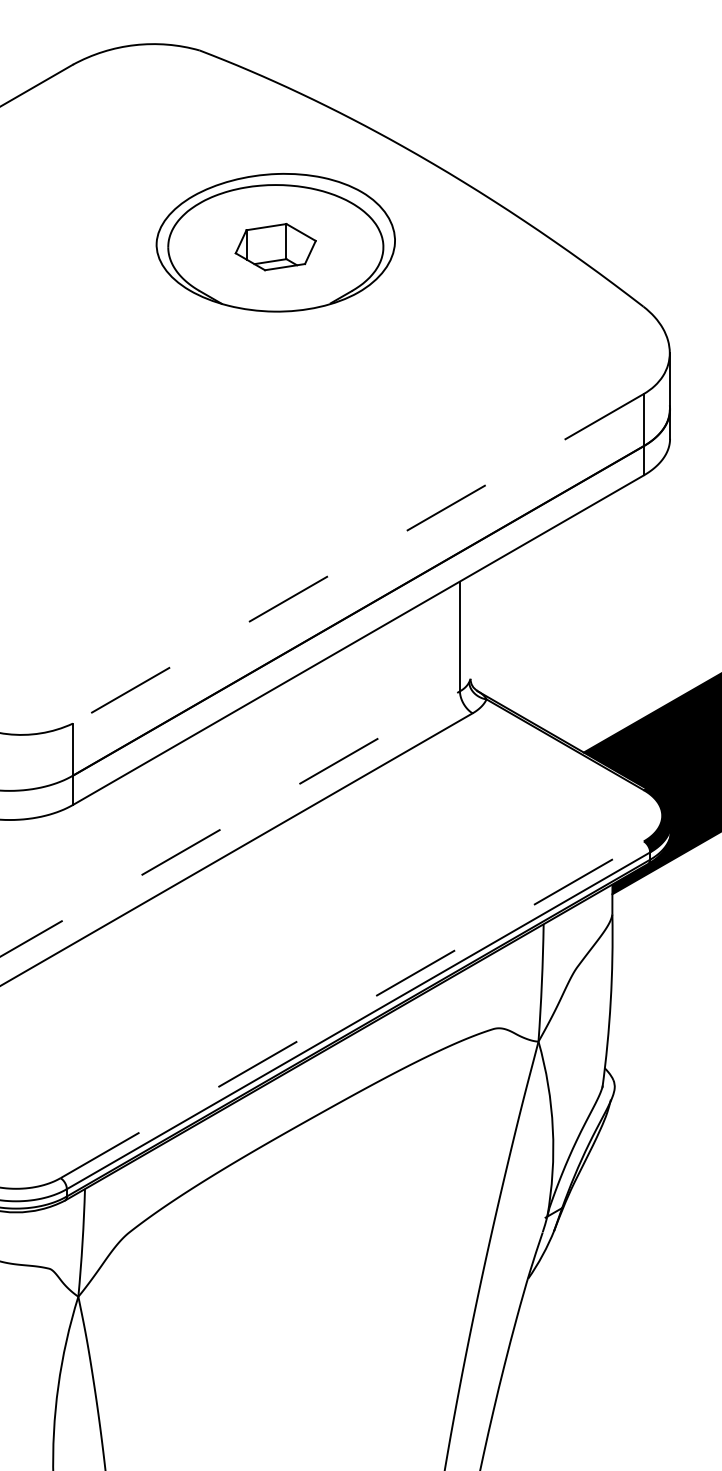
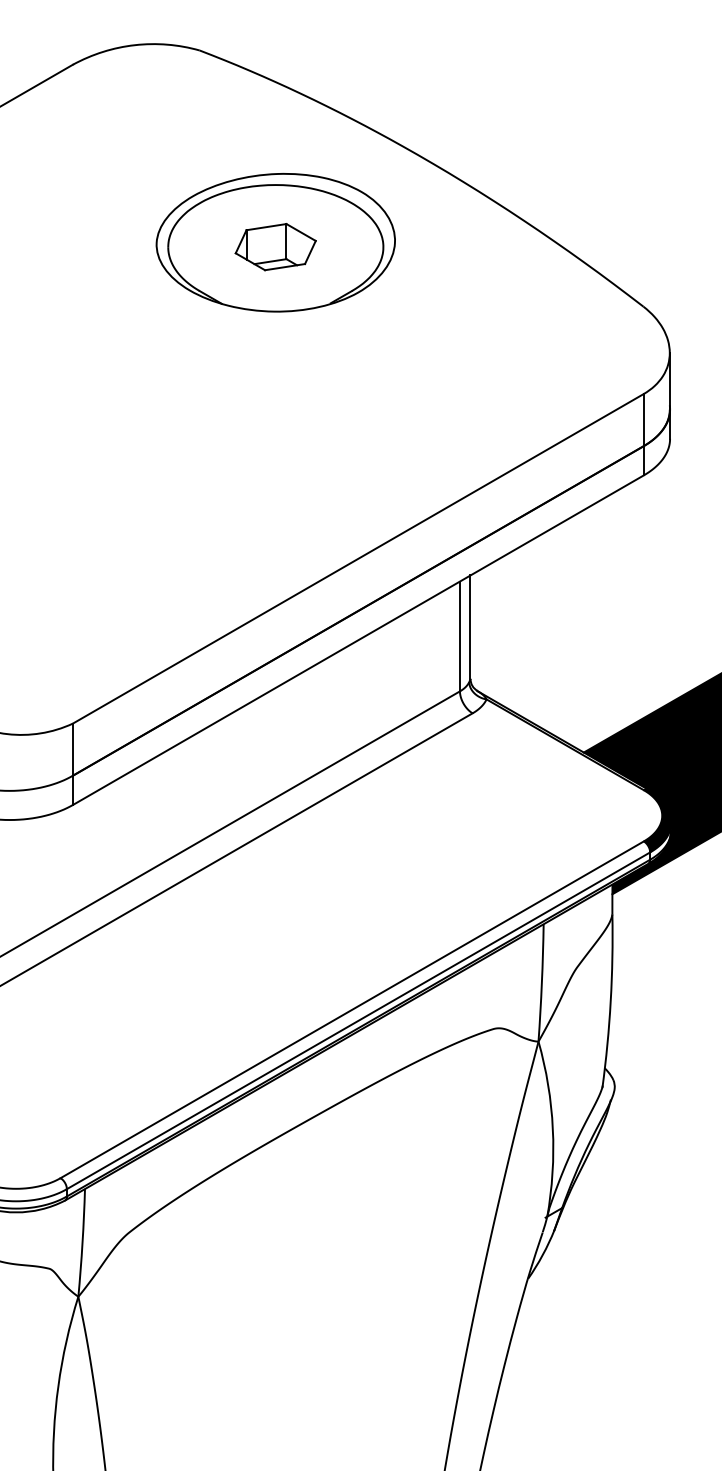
line: dashed -> solid (357, 559)
line: none -> present (470, 626)
line: dashed -> solid (230, 823)
line: dashed -> solid (352, 1009)
